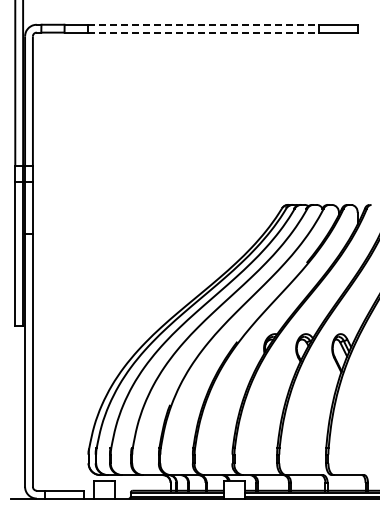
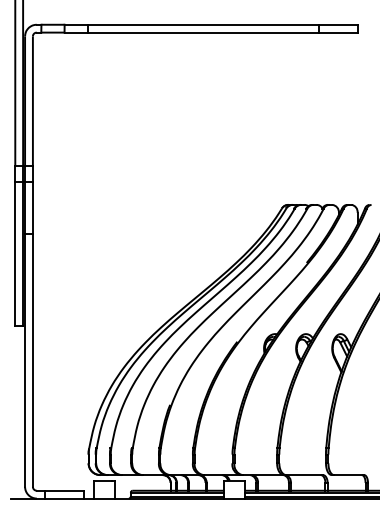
line: dashed -> solid (203, 24)
line: dashed -> solid (203, 32)
